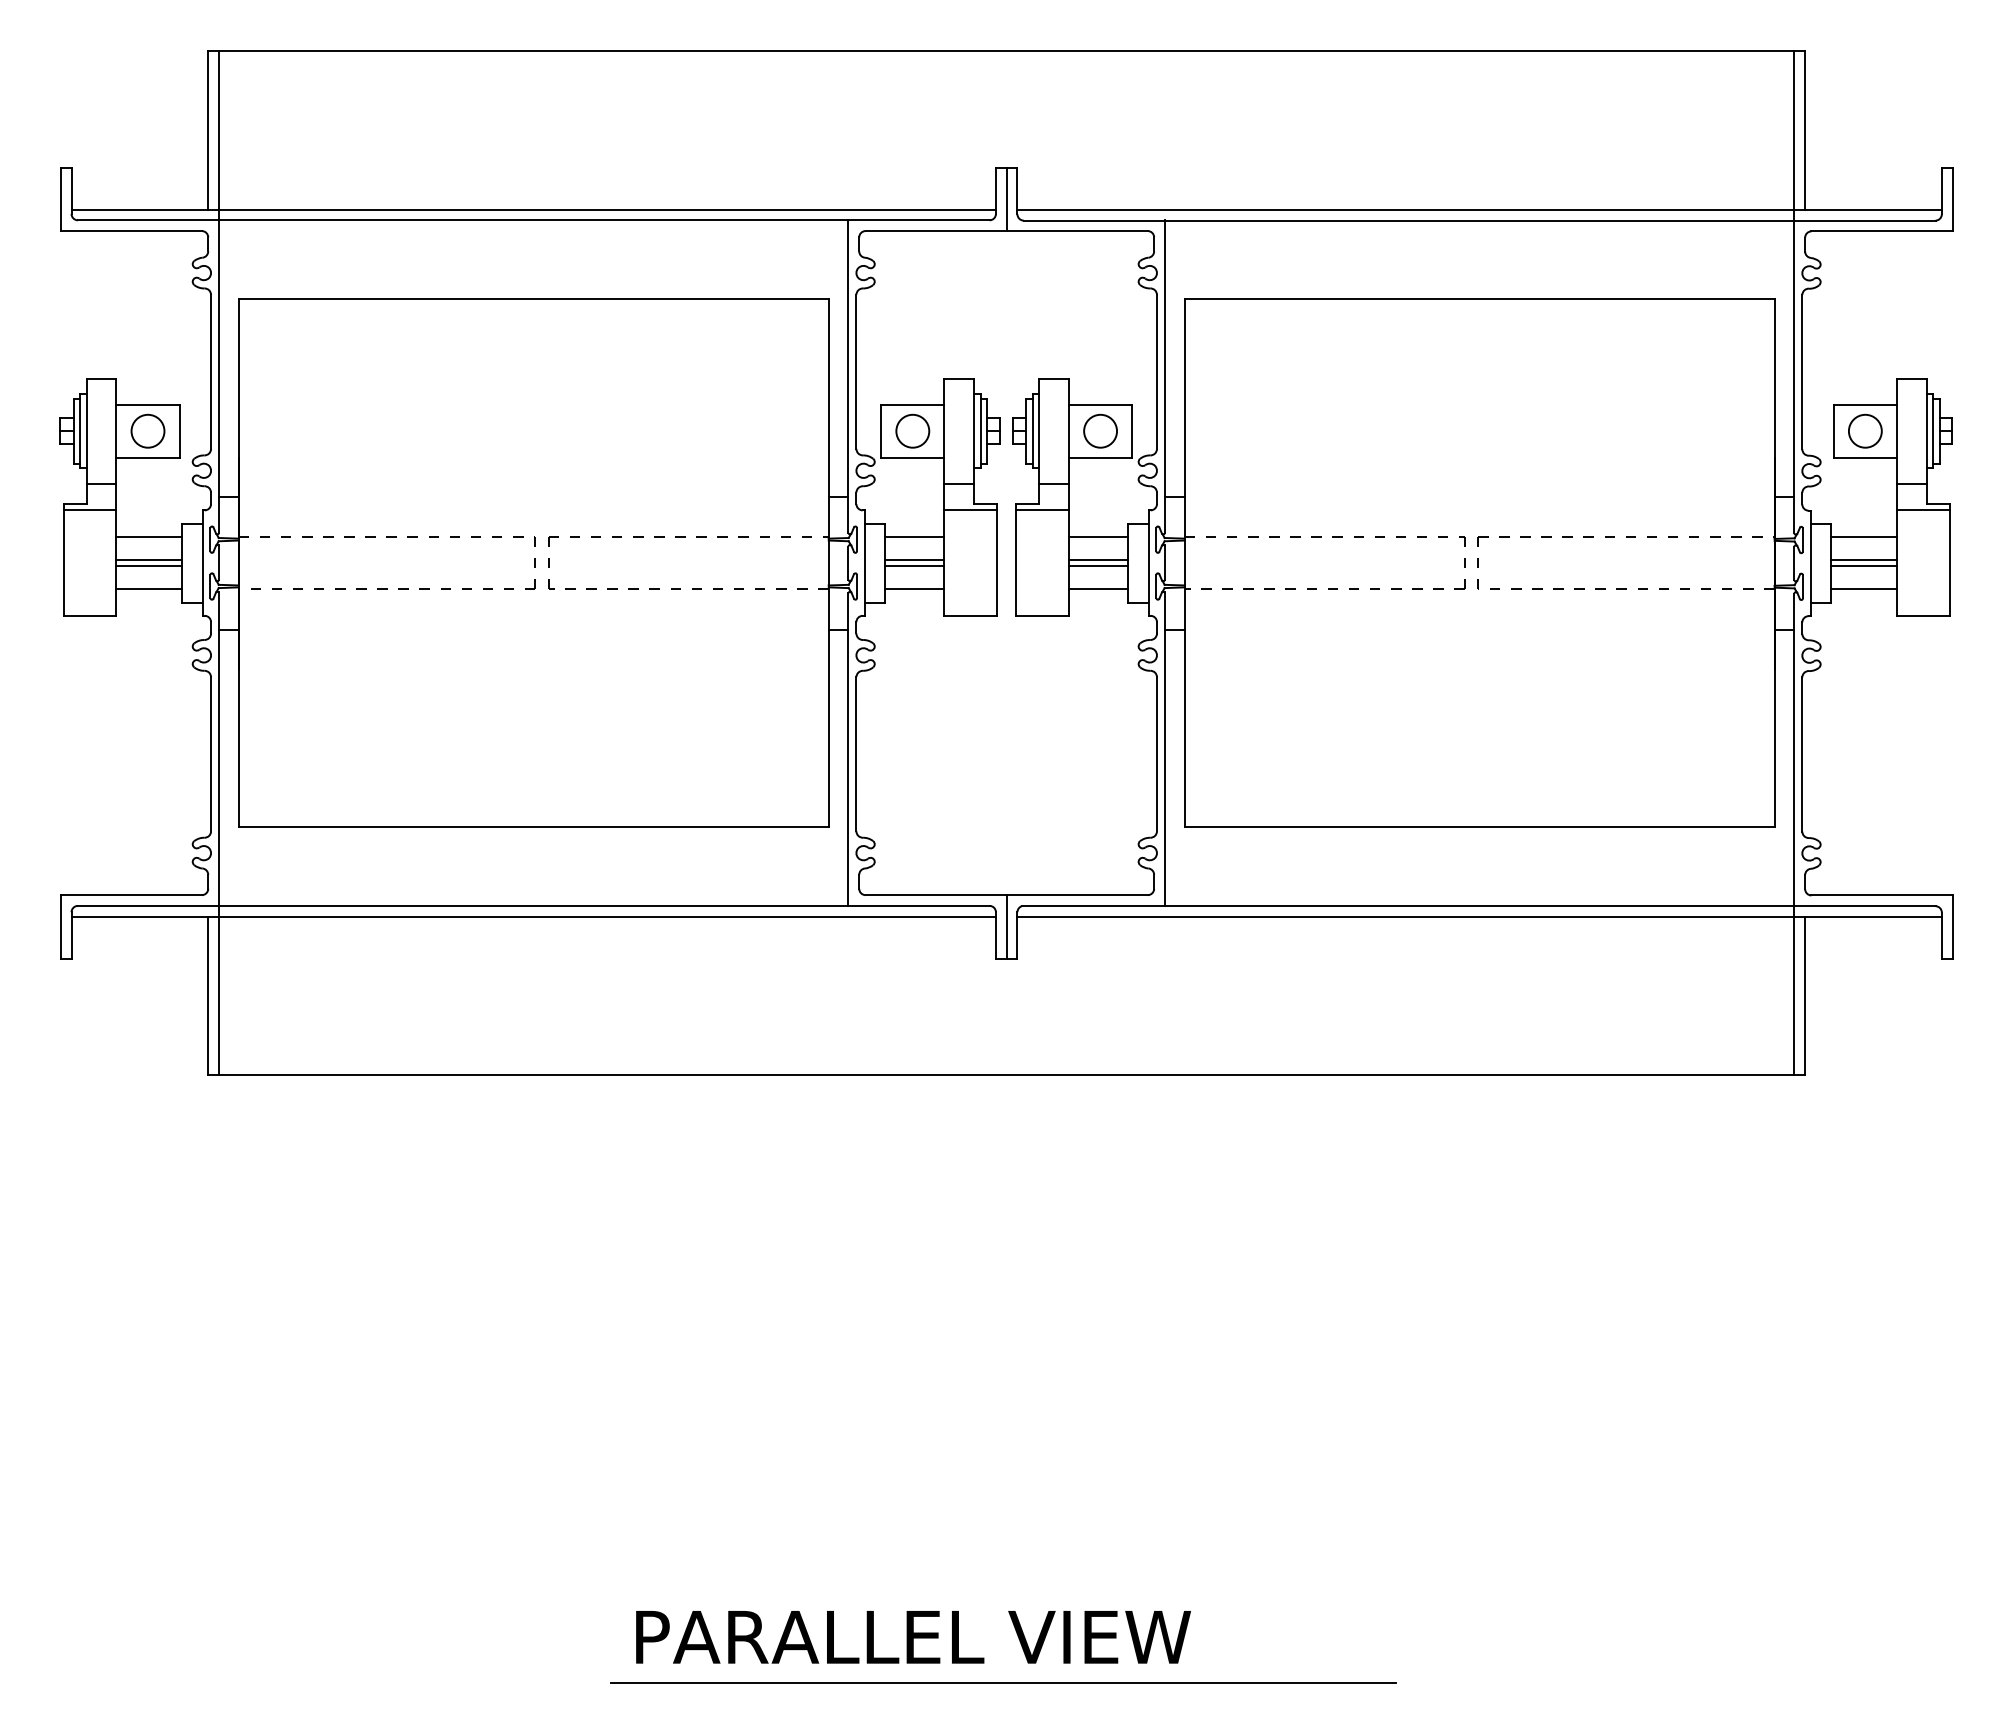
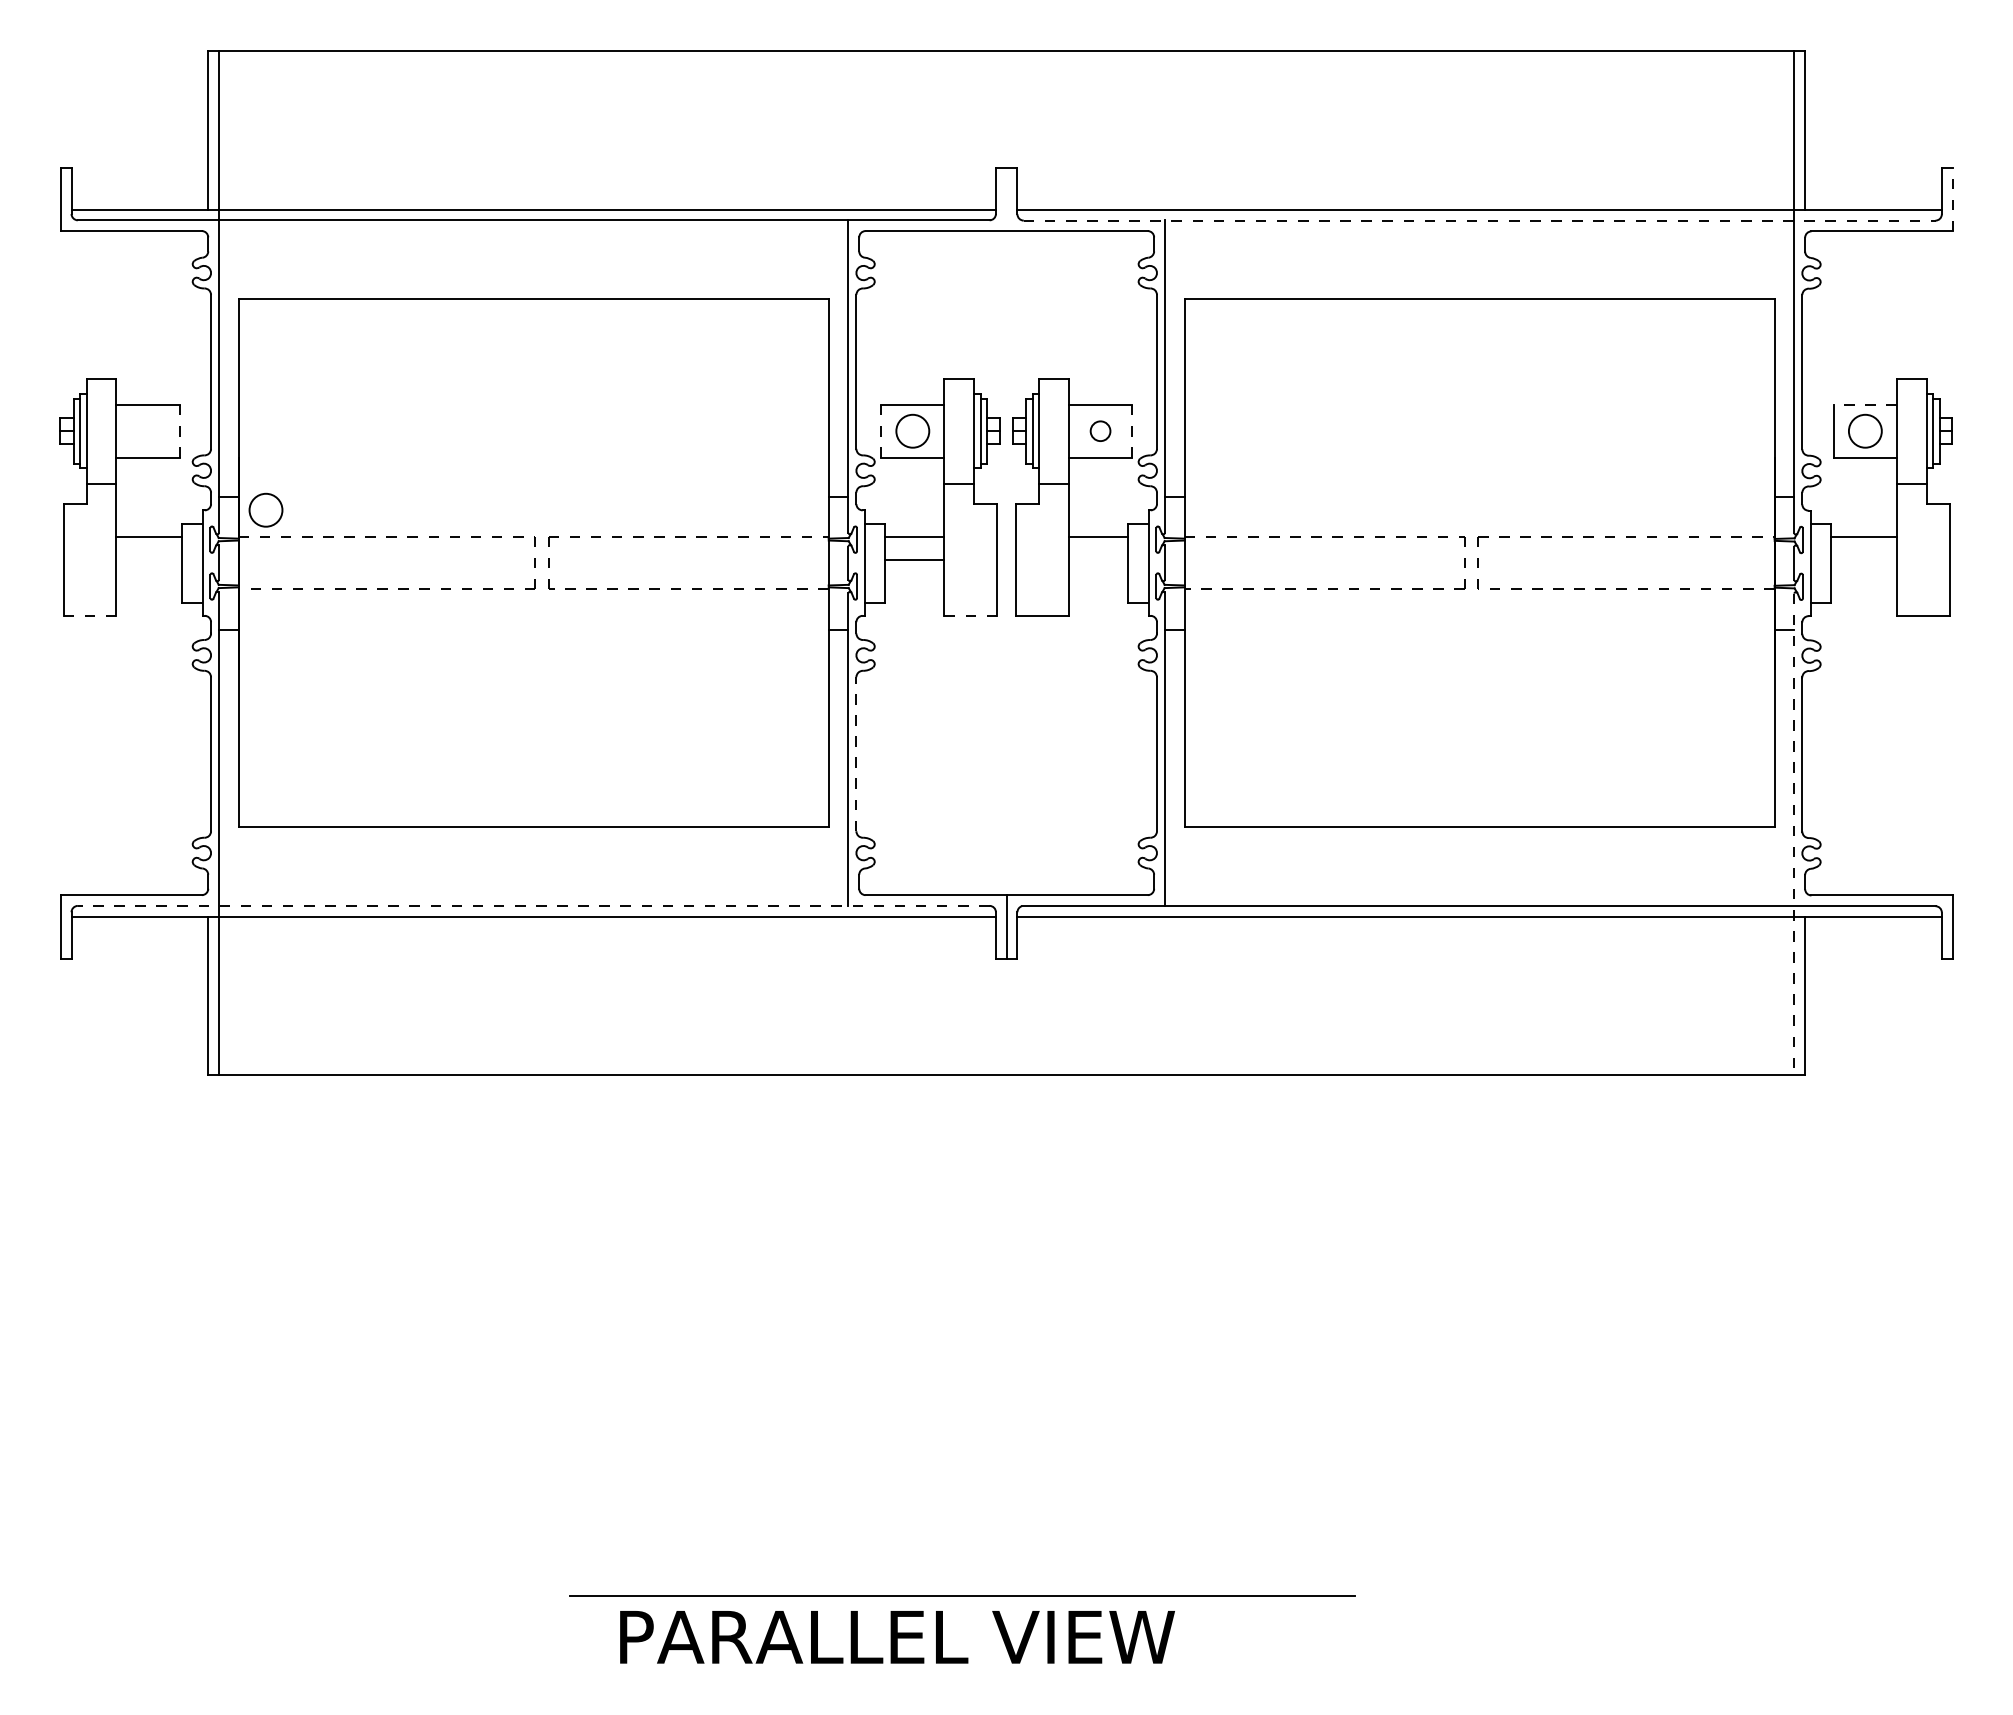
line: present -> none (1006, 199)
line: solid -> dashed (1952, 199)
line: solid -> dashed (1479, 220)
line: solid -> dashed (1865, 404)
circle position: (147, 430) -> (265, 509) (265, 509)
circle diameter: 33 px -> 20 px (1100, 431)
line: solid -> dashed (179, 431)
line: solid -> dashed (881, 431)
line: solid -> dashed (1132, 431)
line: present -> none (89, 510)
line: present -> none (970, 510)
line: present -> none (1042, 510)
line: present -> none (1923, 510)
line: present -> none (149, 559)
line: present -> none (1098, 559)
line: present -> none (1864, 559)
line: present -> none (149, 566)
line: present -> none (914, 566)
line: present -> none (1098, 566)
line: present -> none (1864, 566)
line: present -> none (149, 589)
line: present -> none (914, 589)
line: present -> none (1098, 589)
line: present -> none (1864, 589)
line: solid -> dashed (89, 615)
line: solid -> dashed (971, 615)
line: solid -> dashed (856, 754)
line: solid -> dashed (1794, 834)
line: solid -> dashed (533, 905)
text position: (913, 1637) -> (897, 1637) (897, 1637)
line position: (1003, 1682) -> (962, 1595) (962, 1595)
